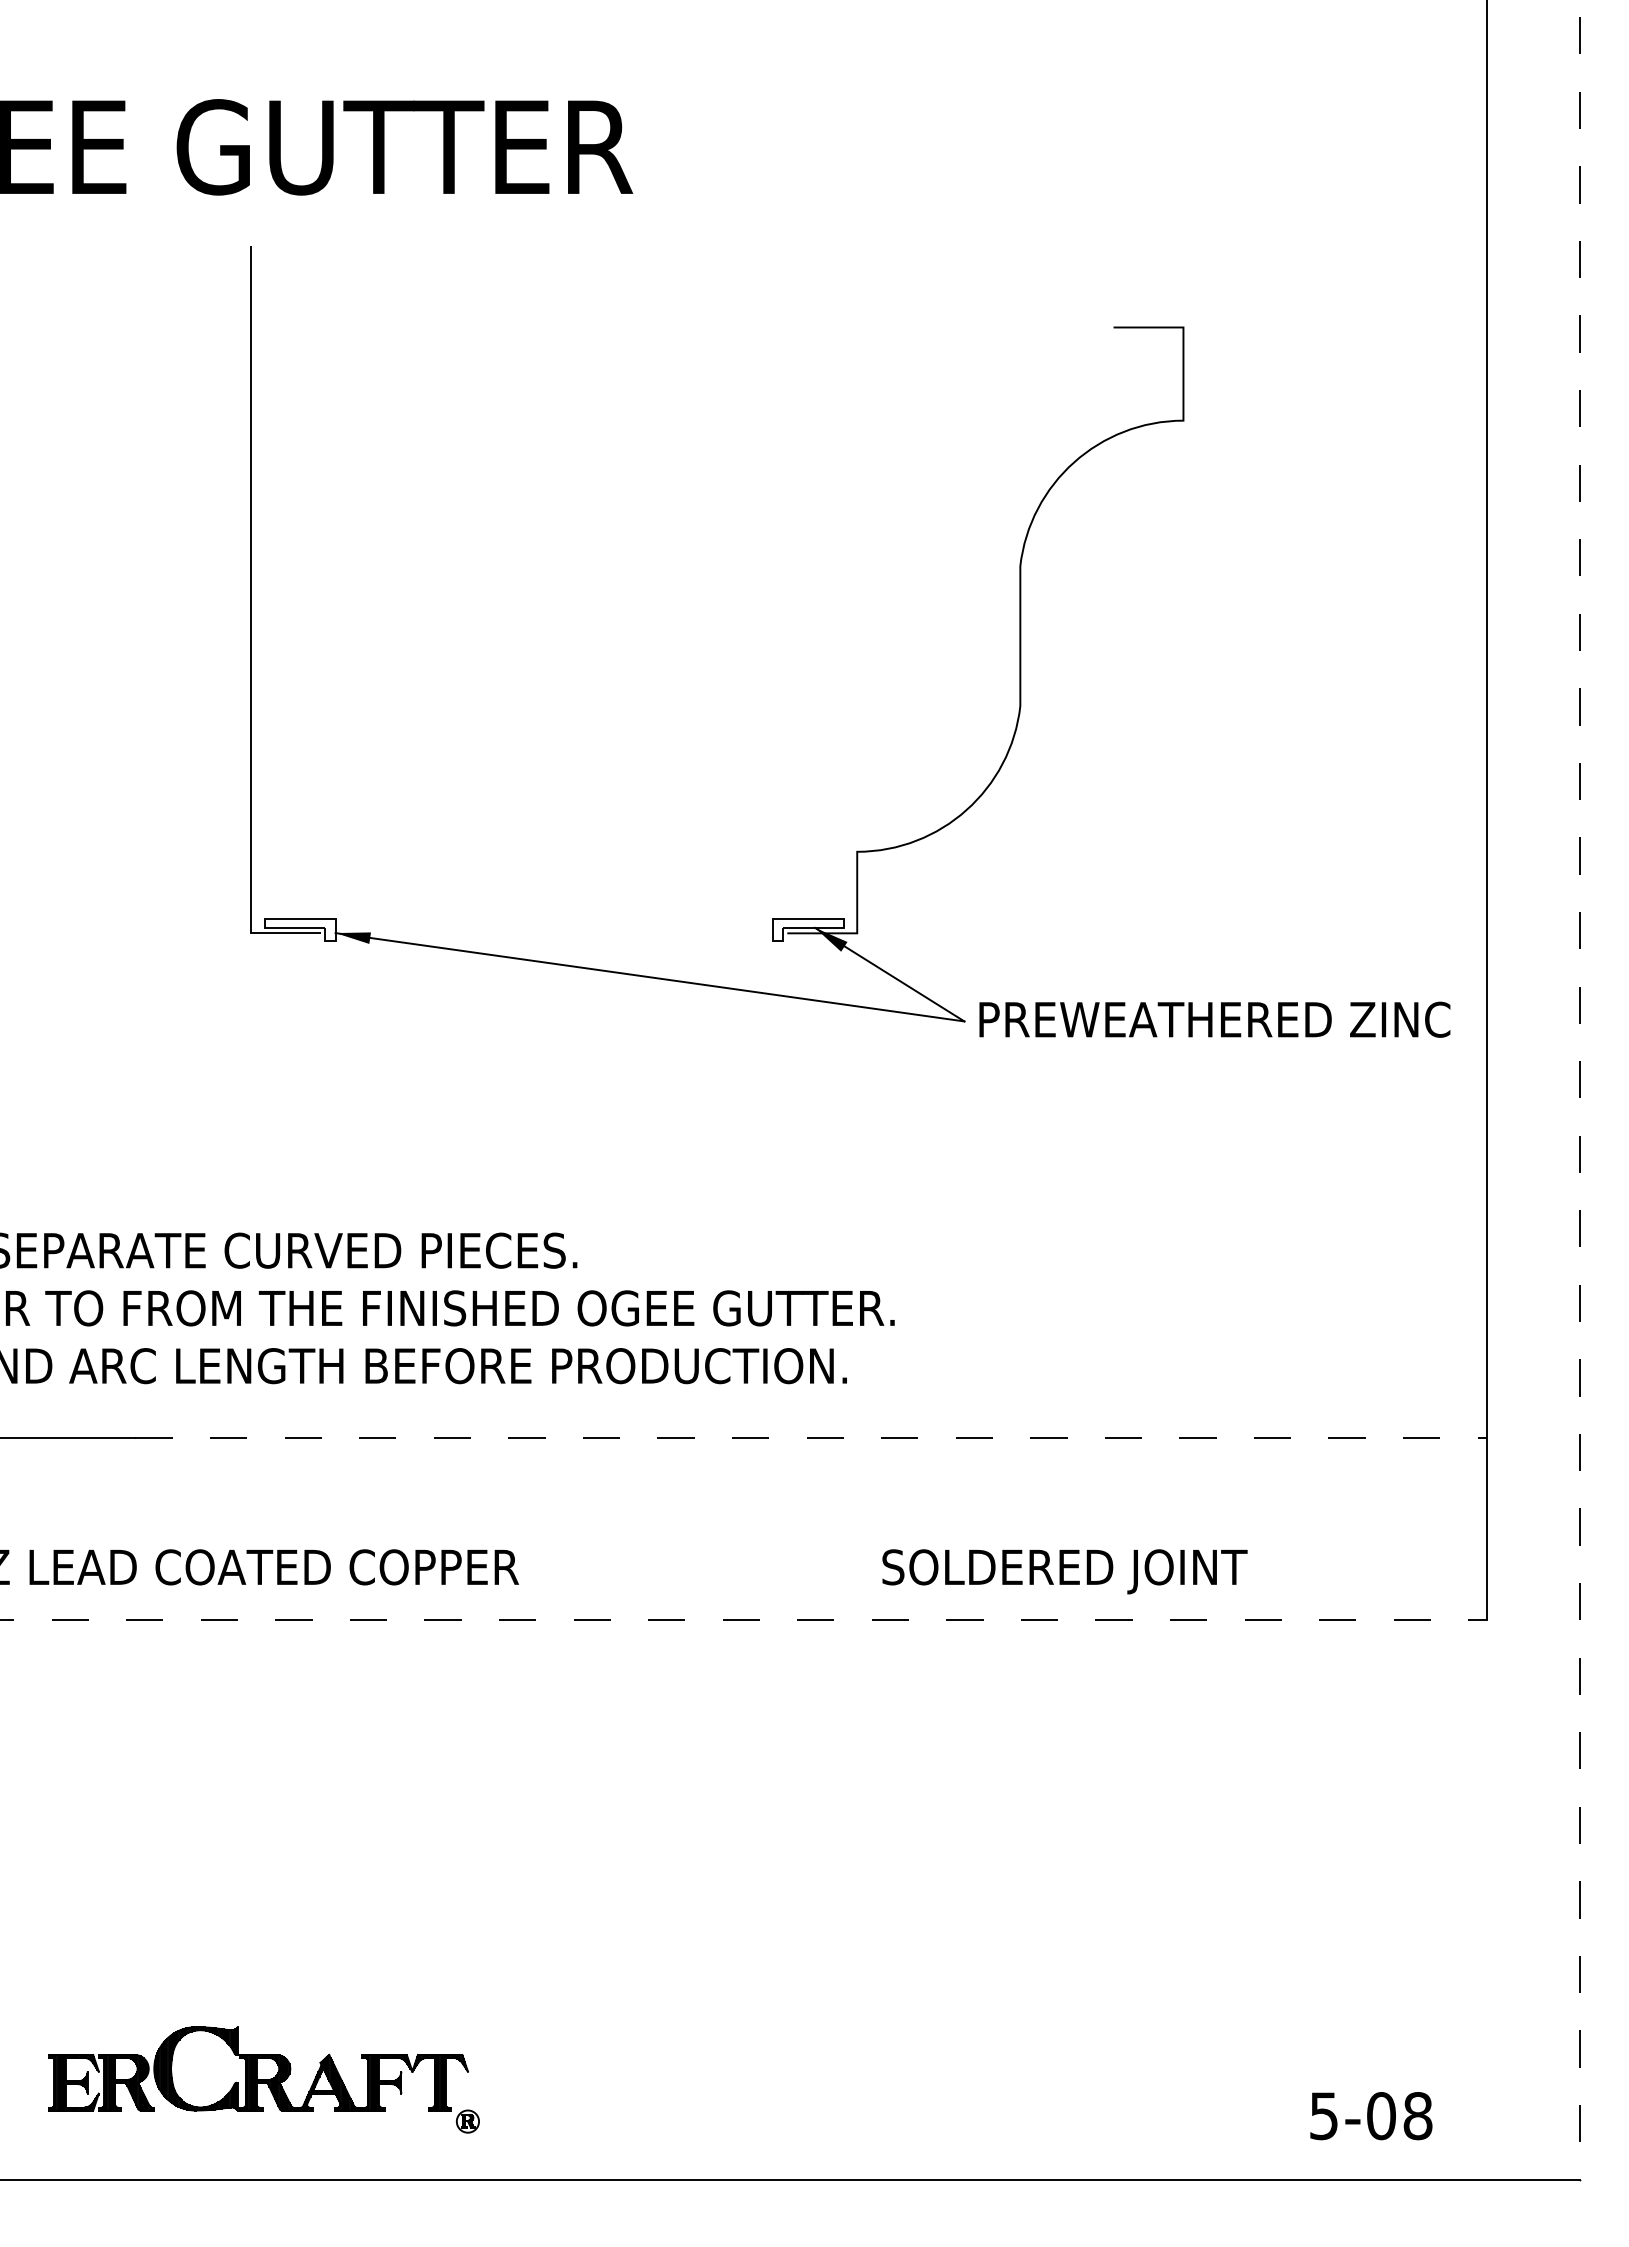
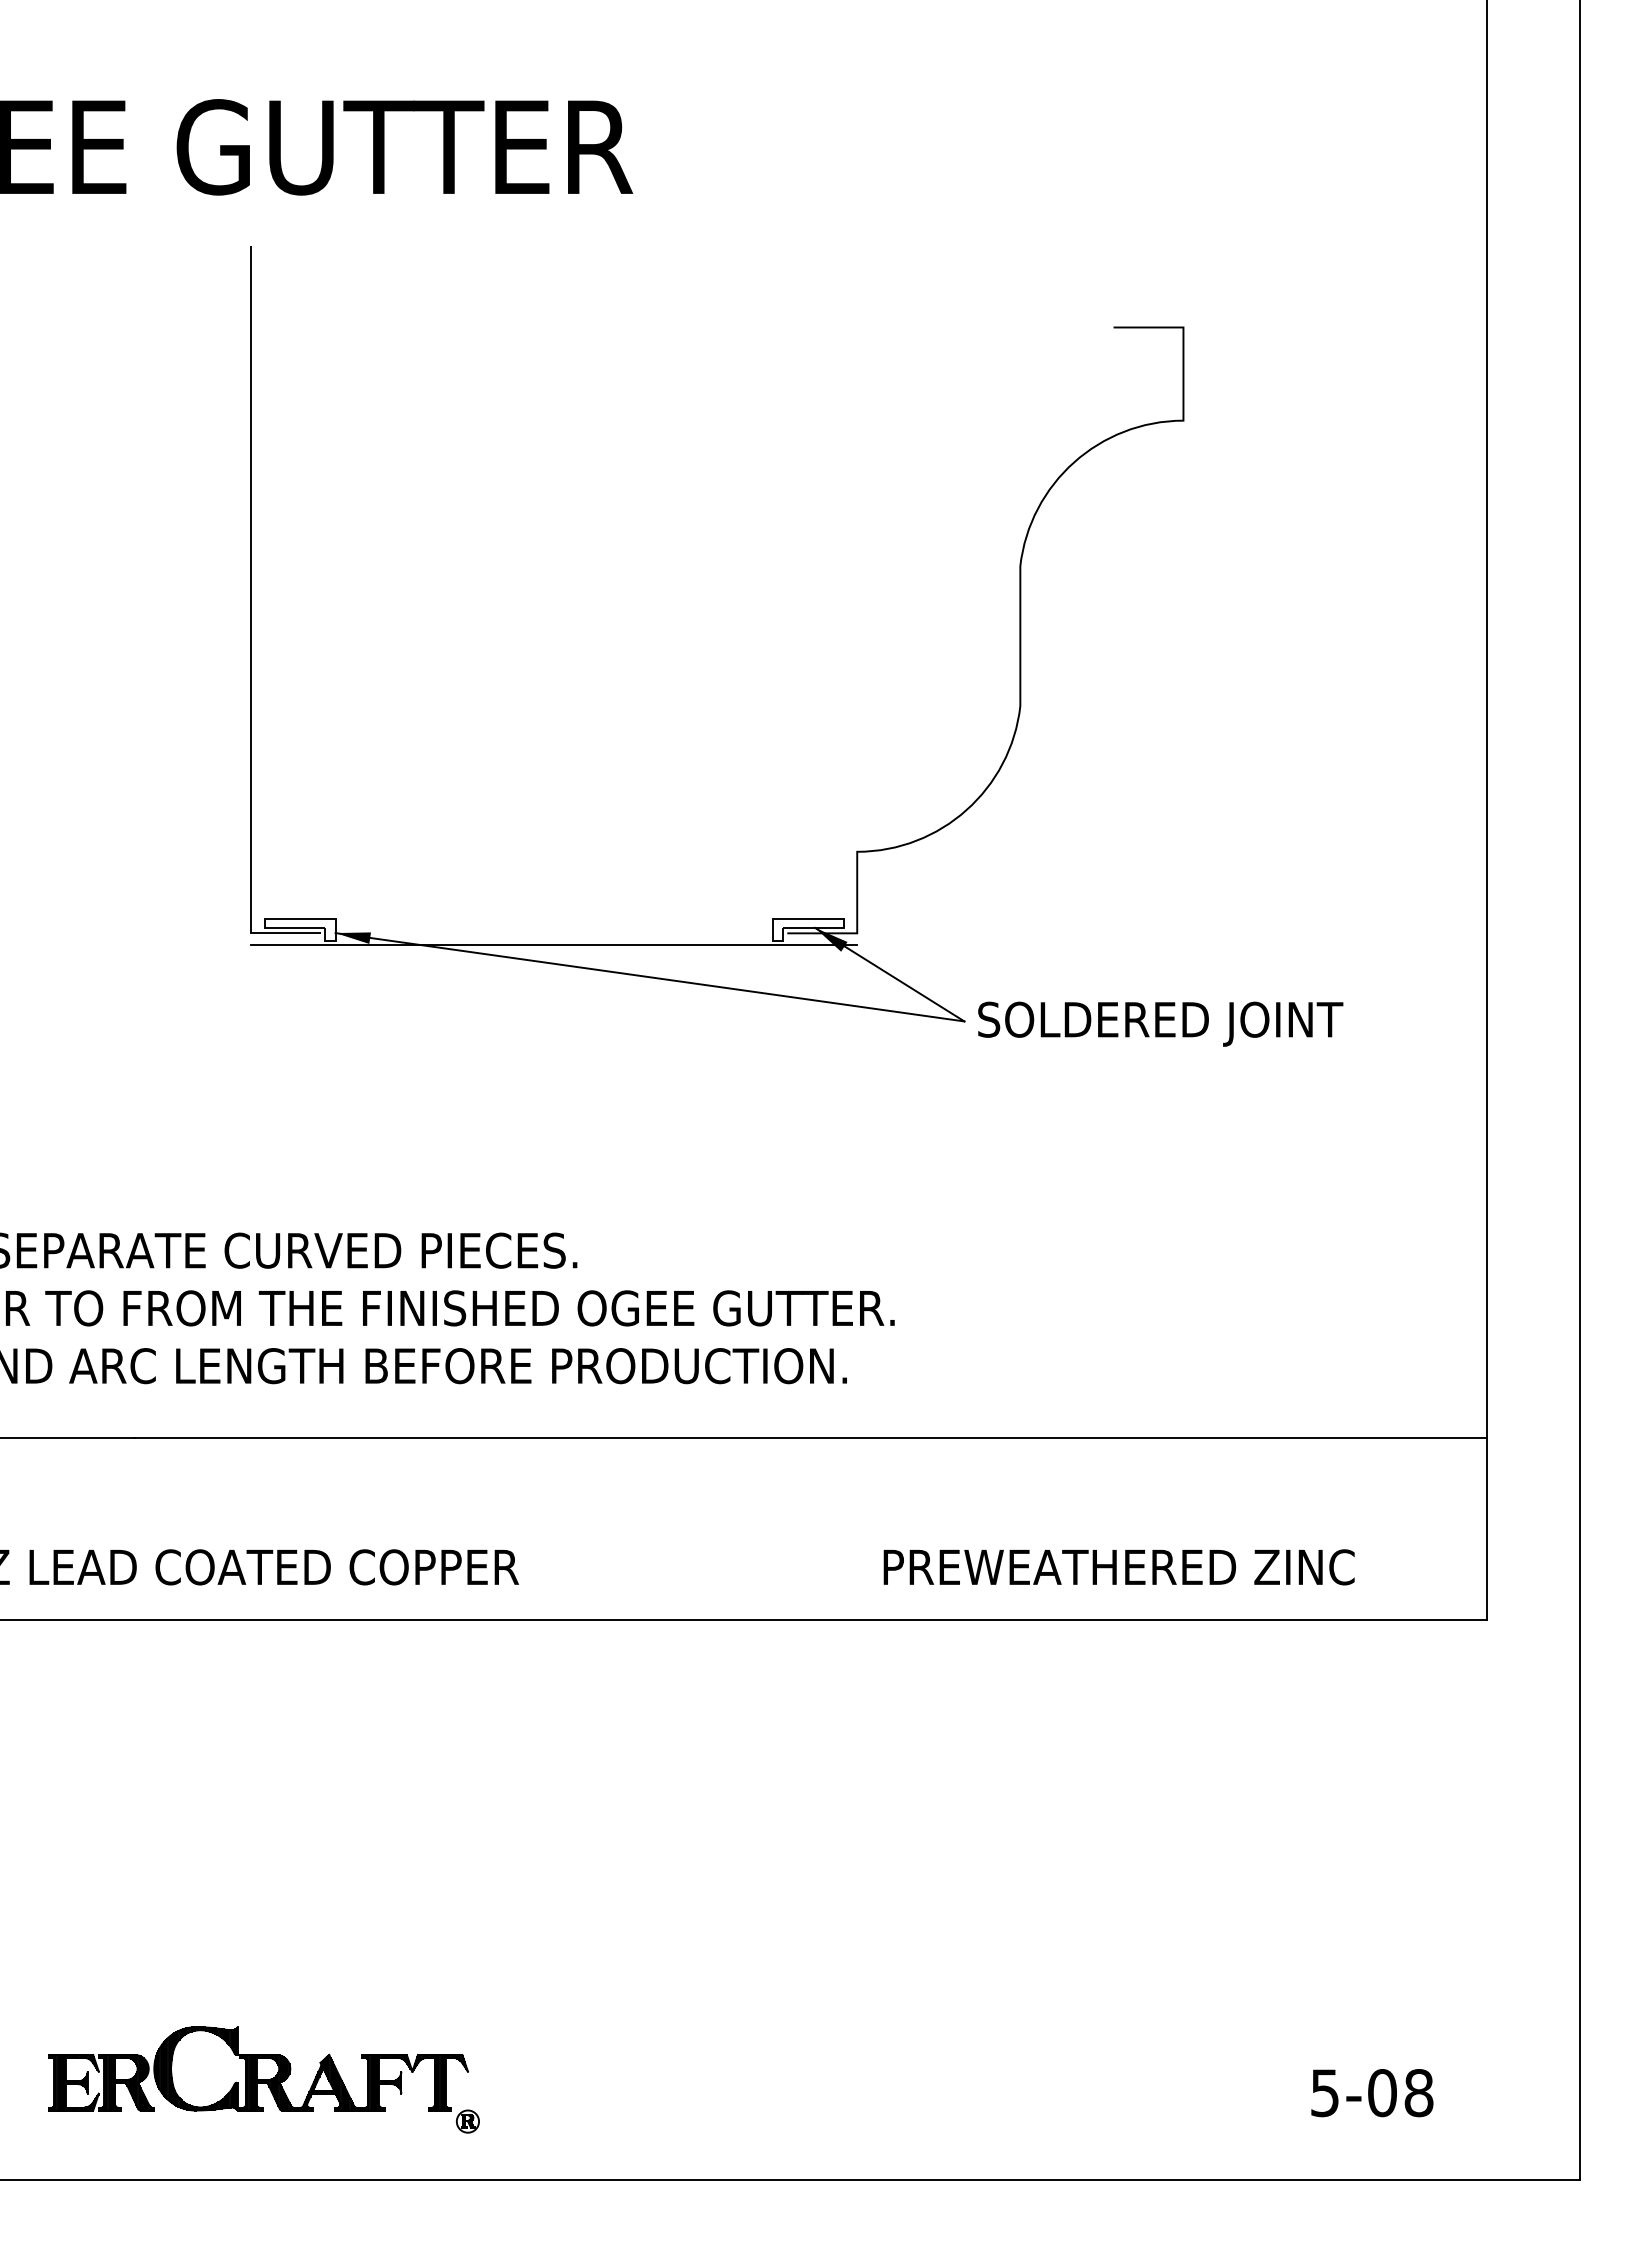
line: none -> present (554, 945)
text: PREWEATHERED ZINC -> SOLDERED JOINT (1214, 1023)
line: dashed -> solid (1580, 1089)
line: dashed -> solid (811, 1437)
text: SOLDERED JOINT -> PREWEATHERED ZINC (1118, 1571)
line: dashed -> solid (744, 1620)
text position: (1371, 2116) -> (1372, 2093) (1372, 2093)
